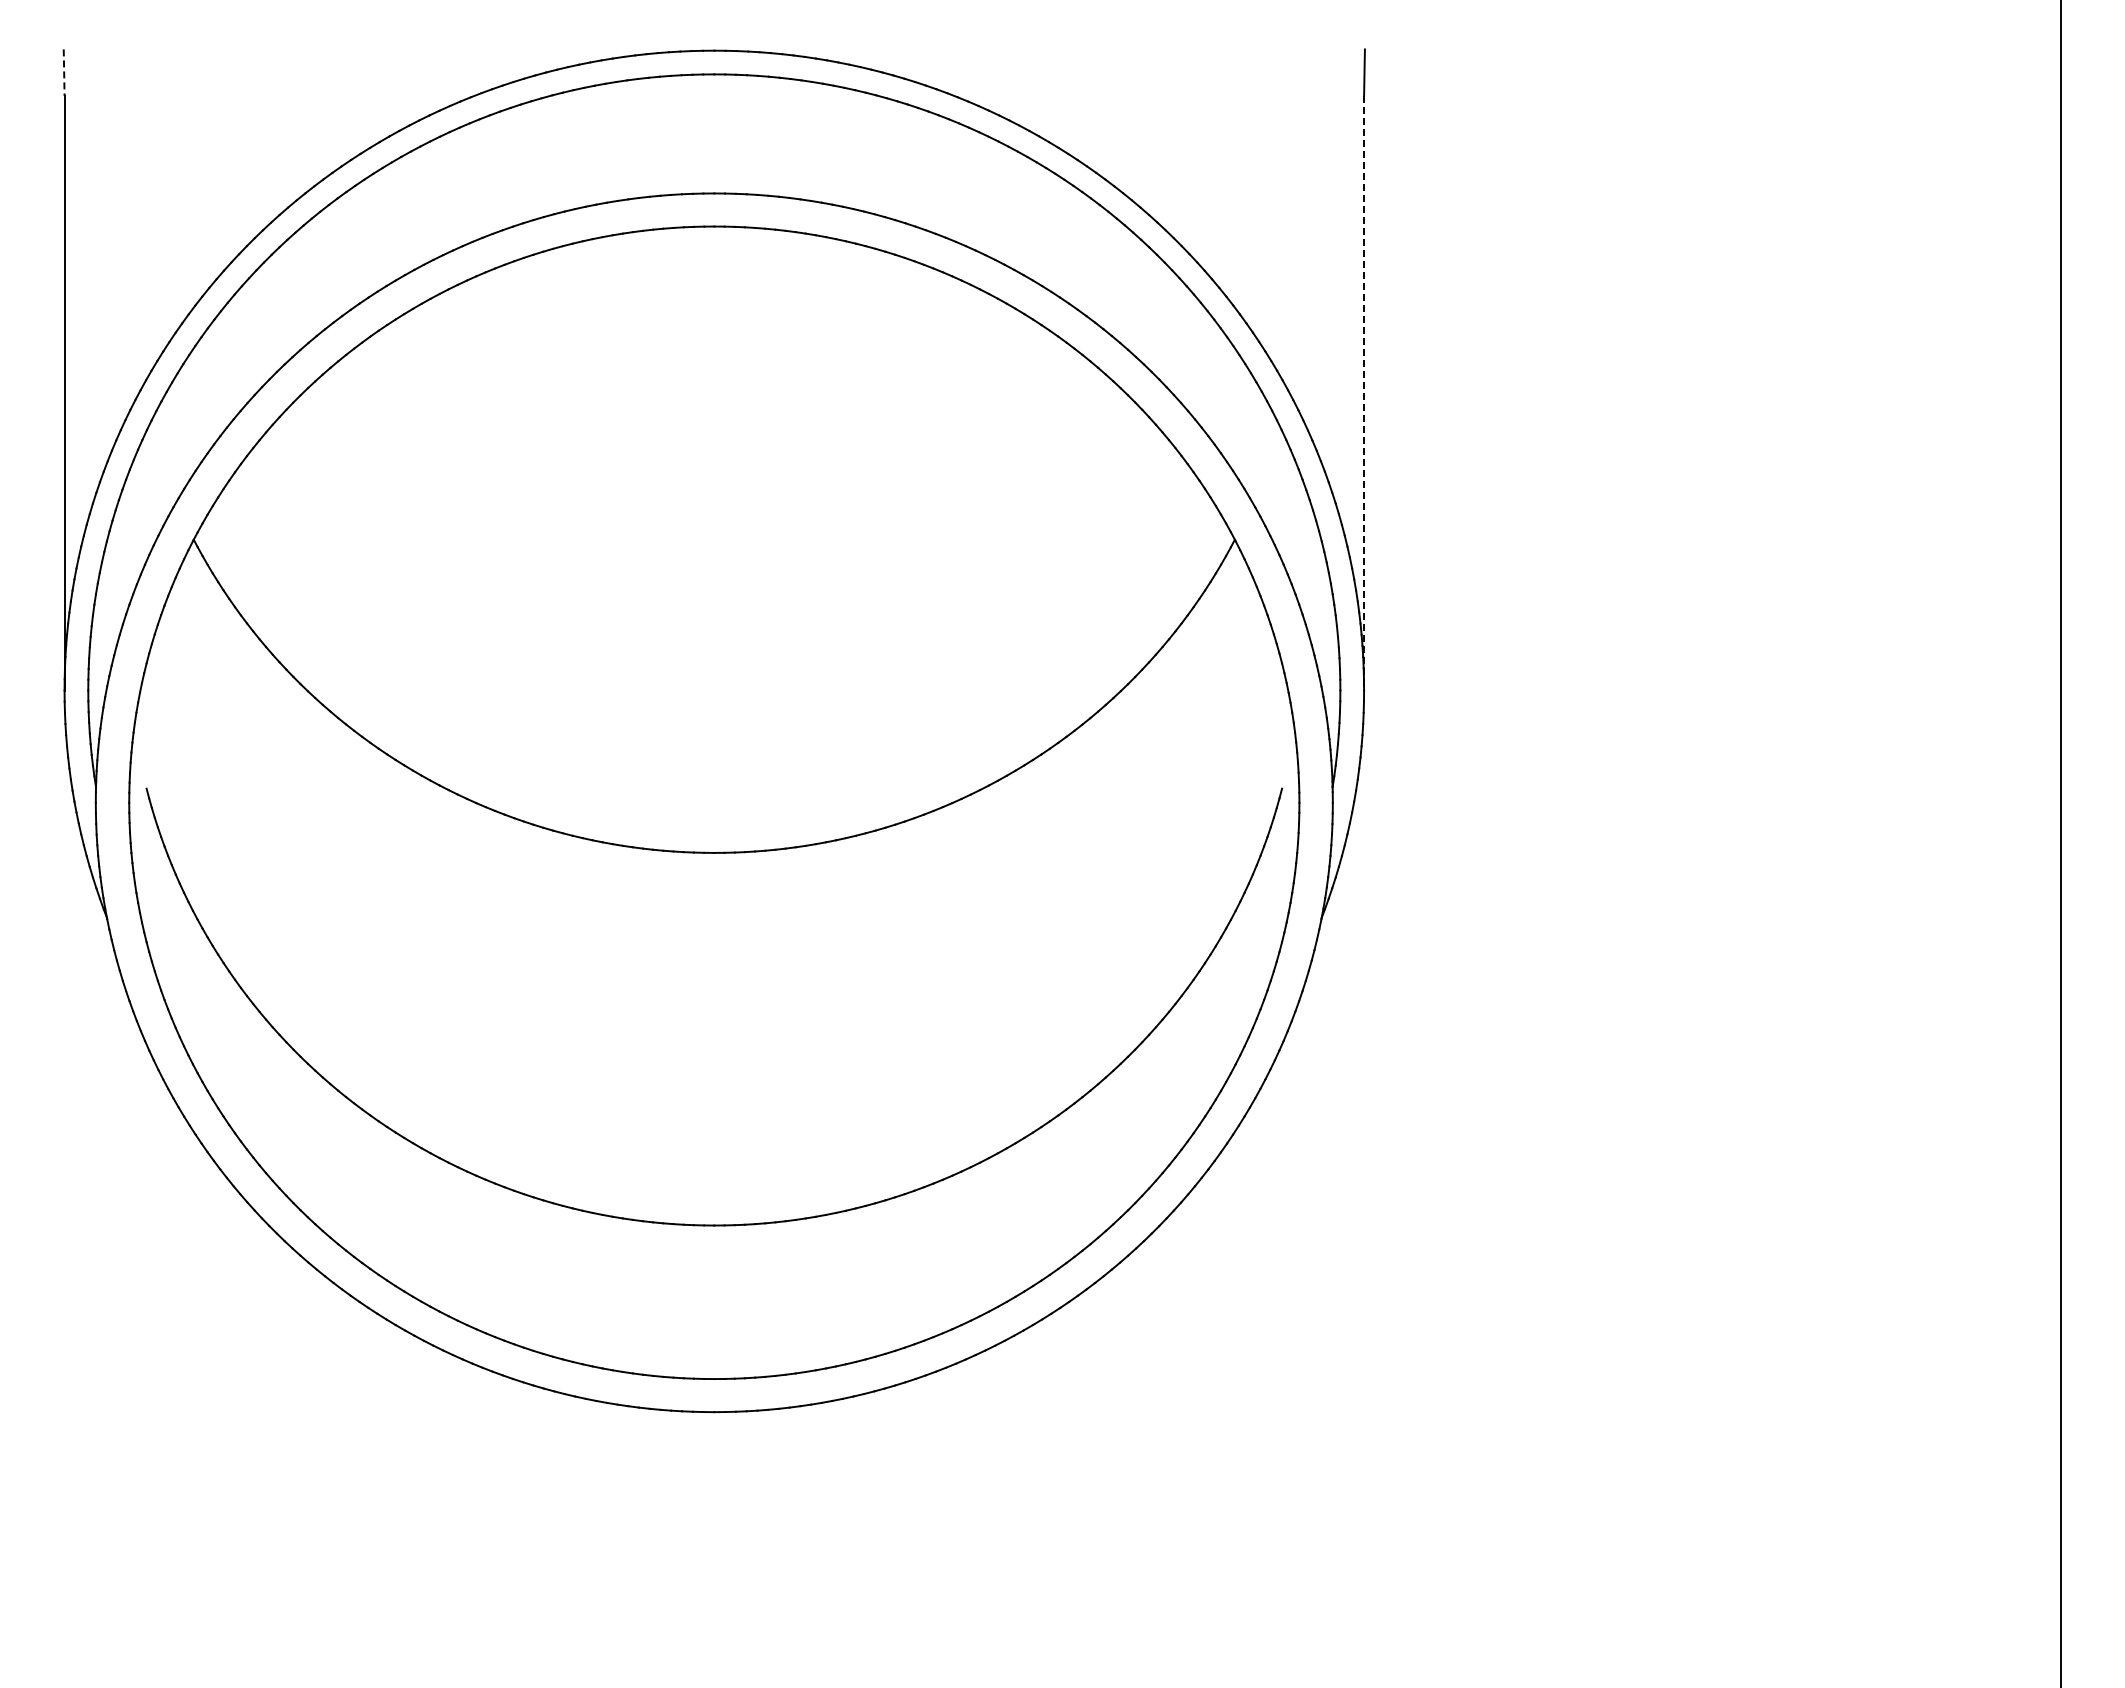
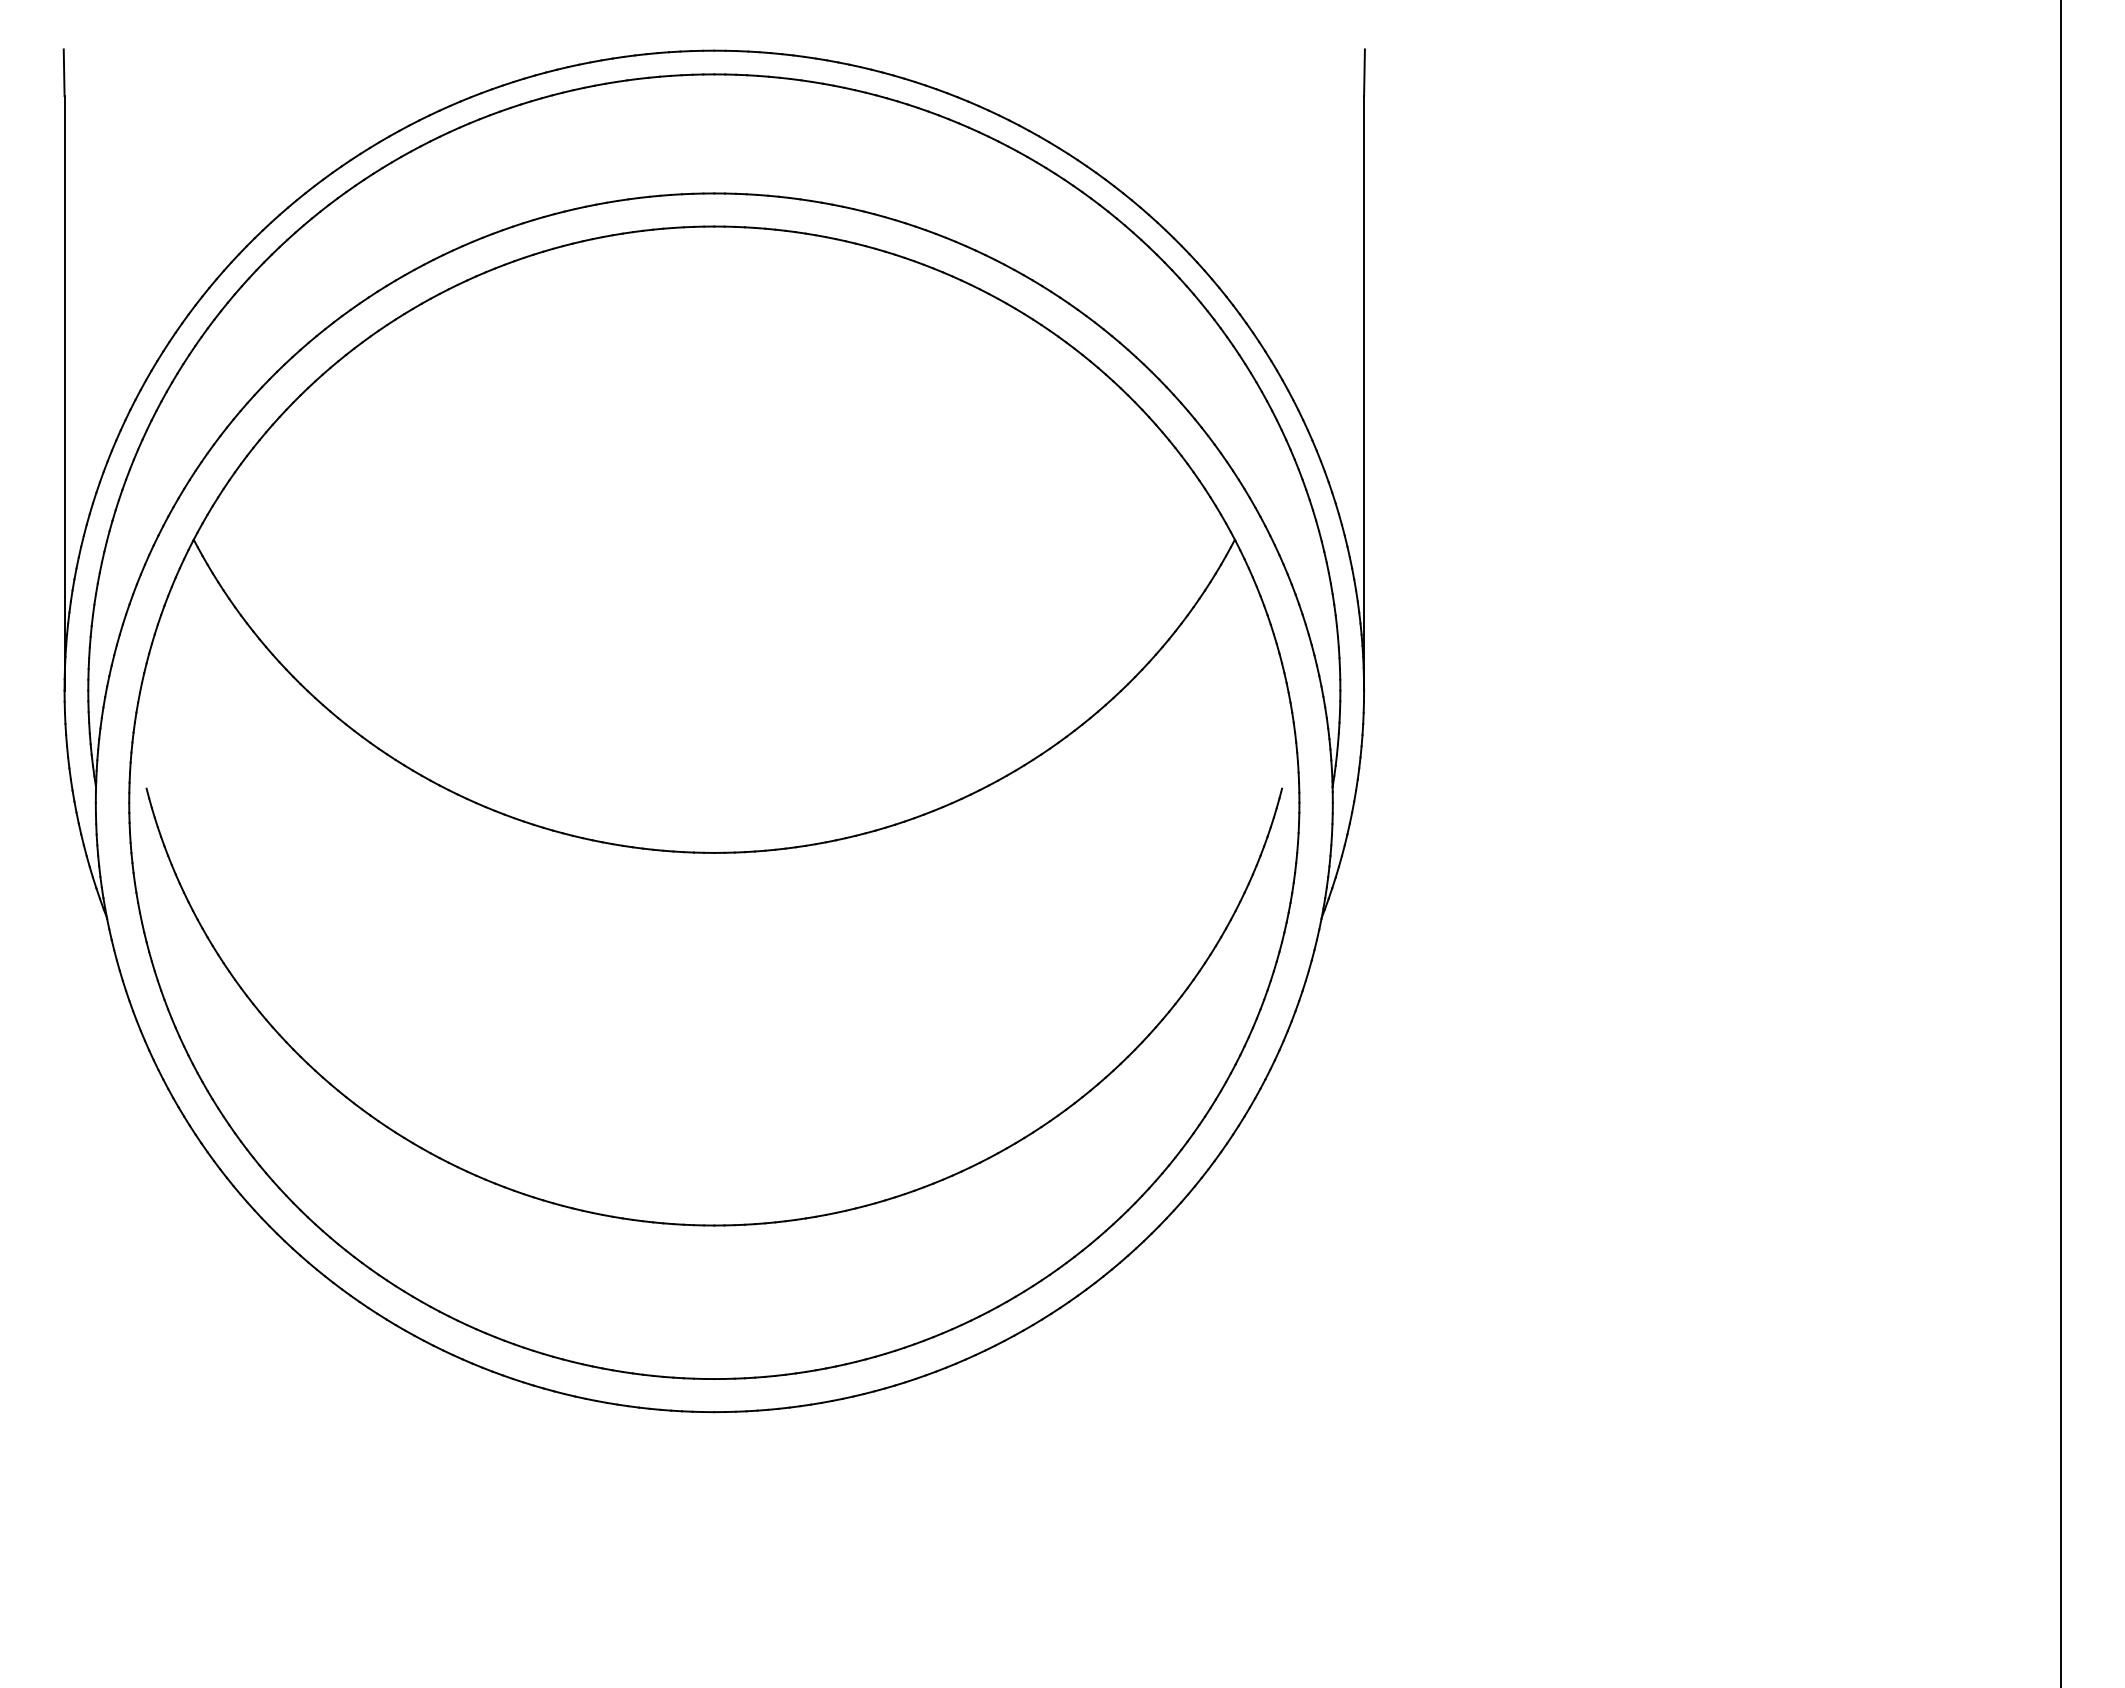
line: dashed -> solid (64, 73)
line: dashed -> solid (1364, 393)
